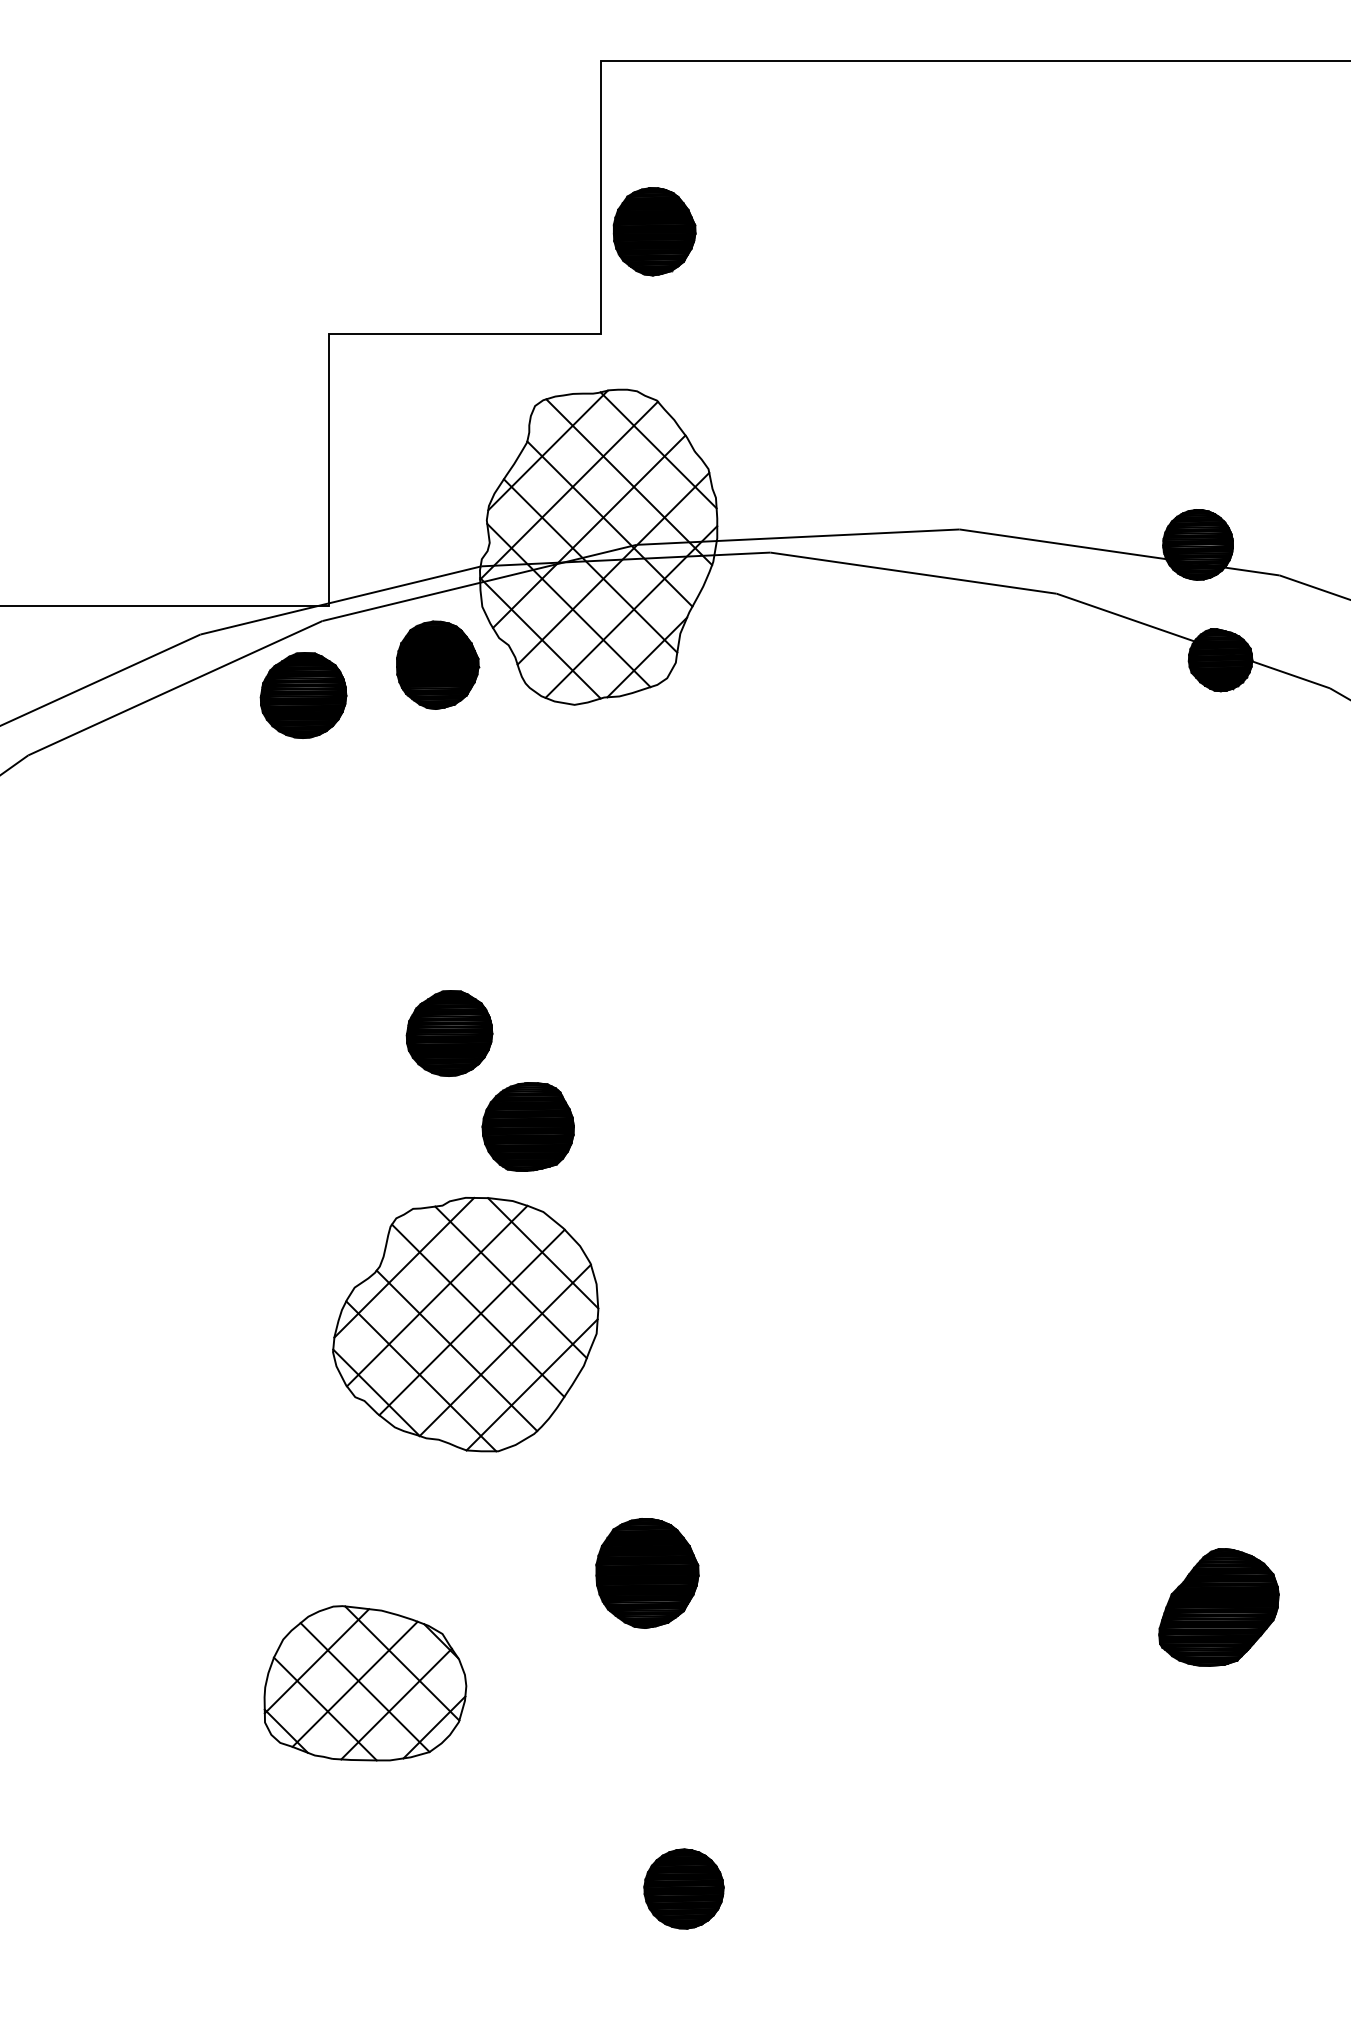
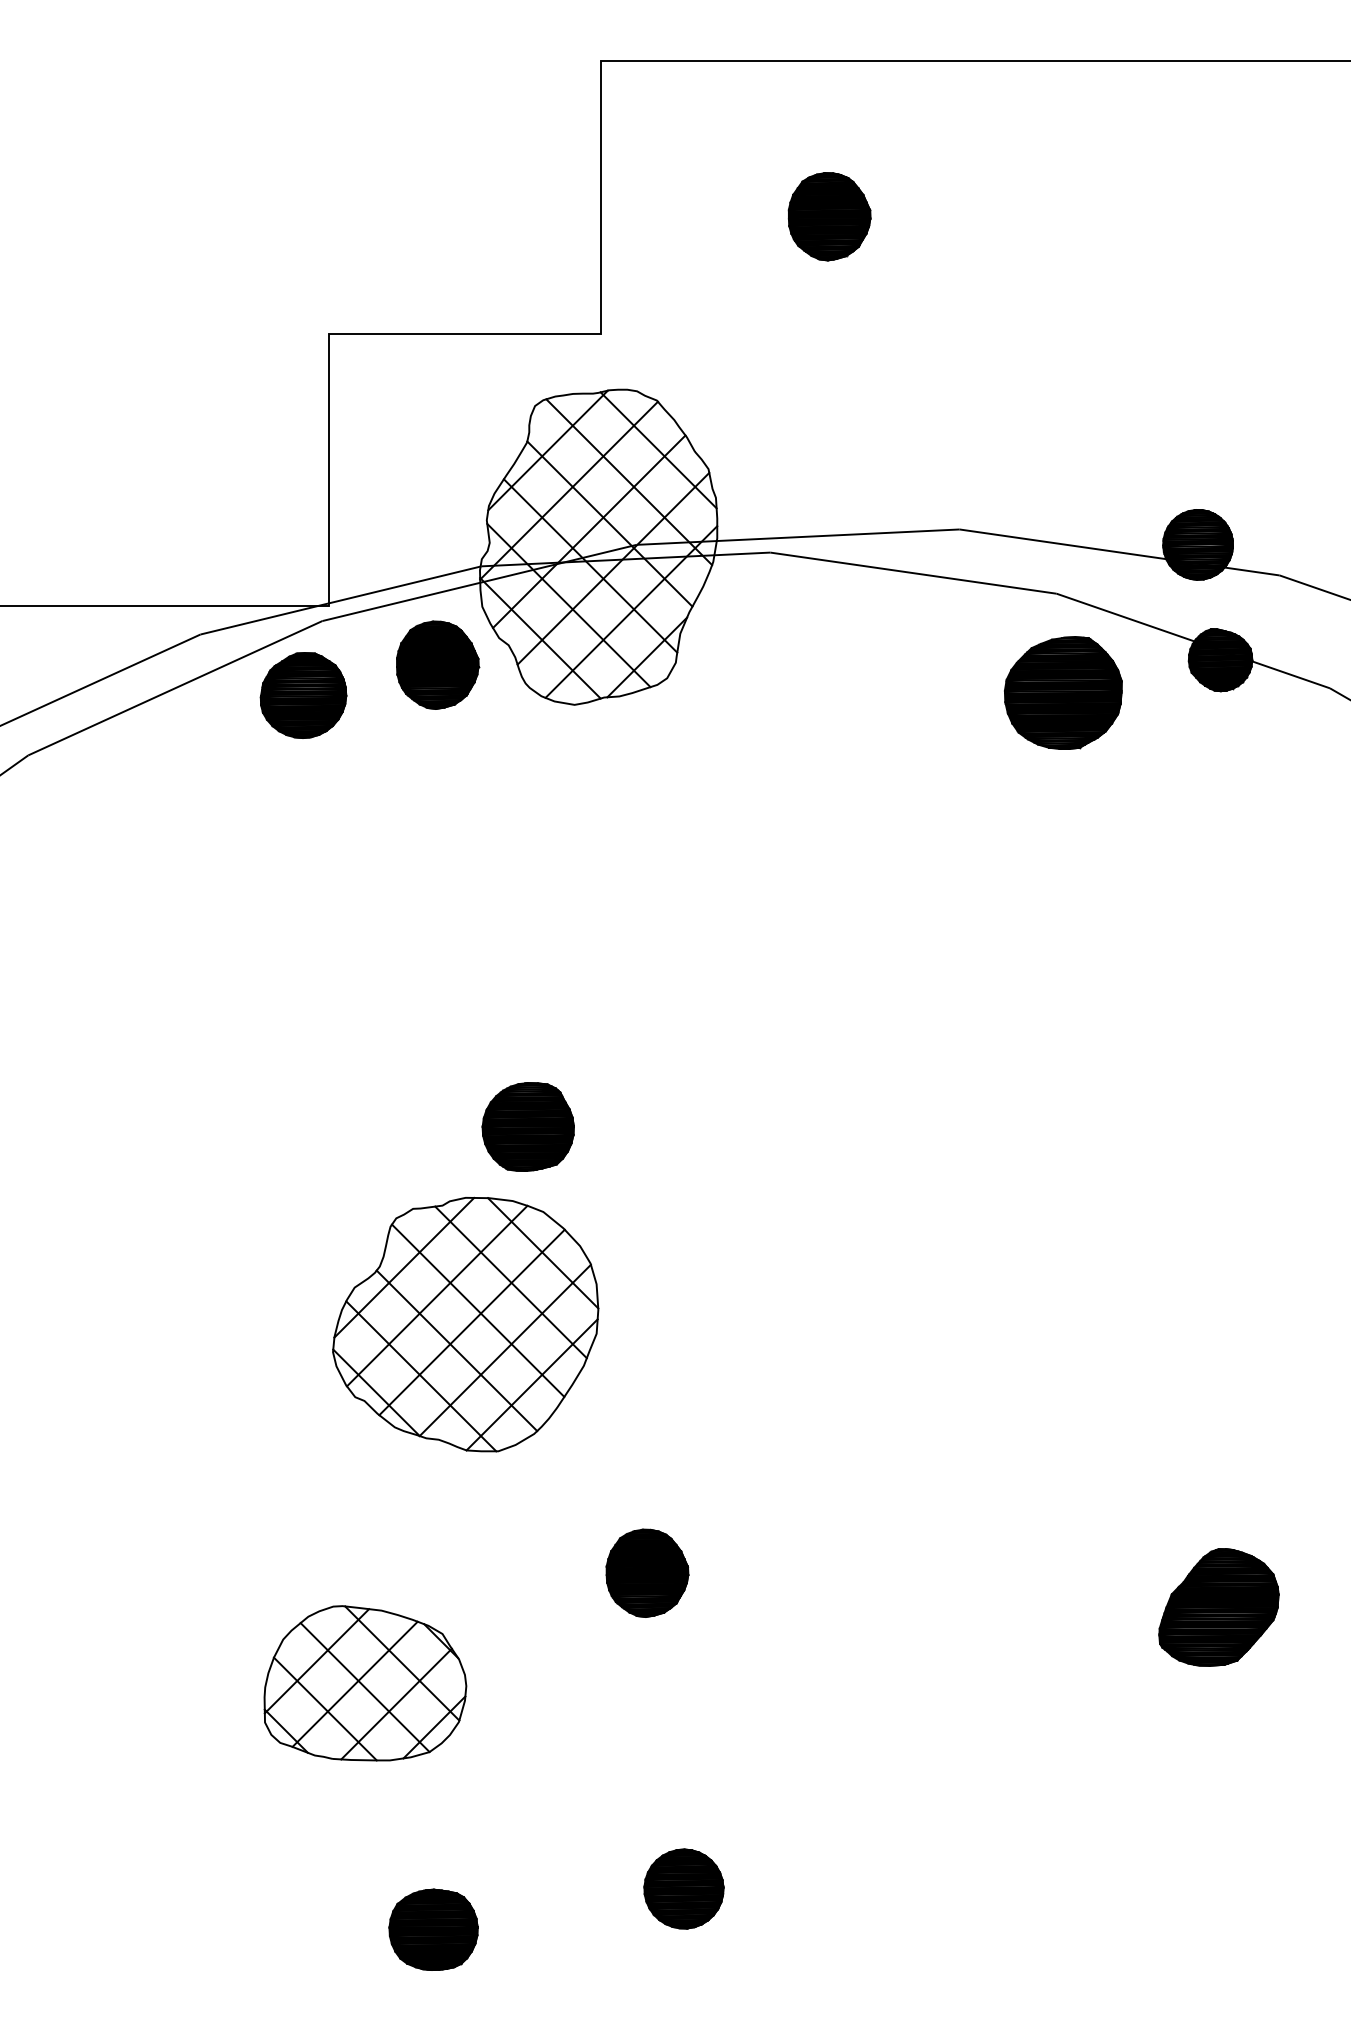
part position: (654, 231) -> (829, 216) (829, 216)
part: none -> present (1063, 692)
part: present -> none (449, 1033)
part size: 105x111 px -> 85x90 px (647, 1572)
part: none -> present (433, 1929)
